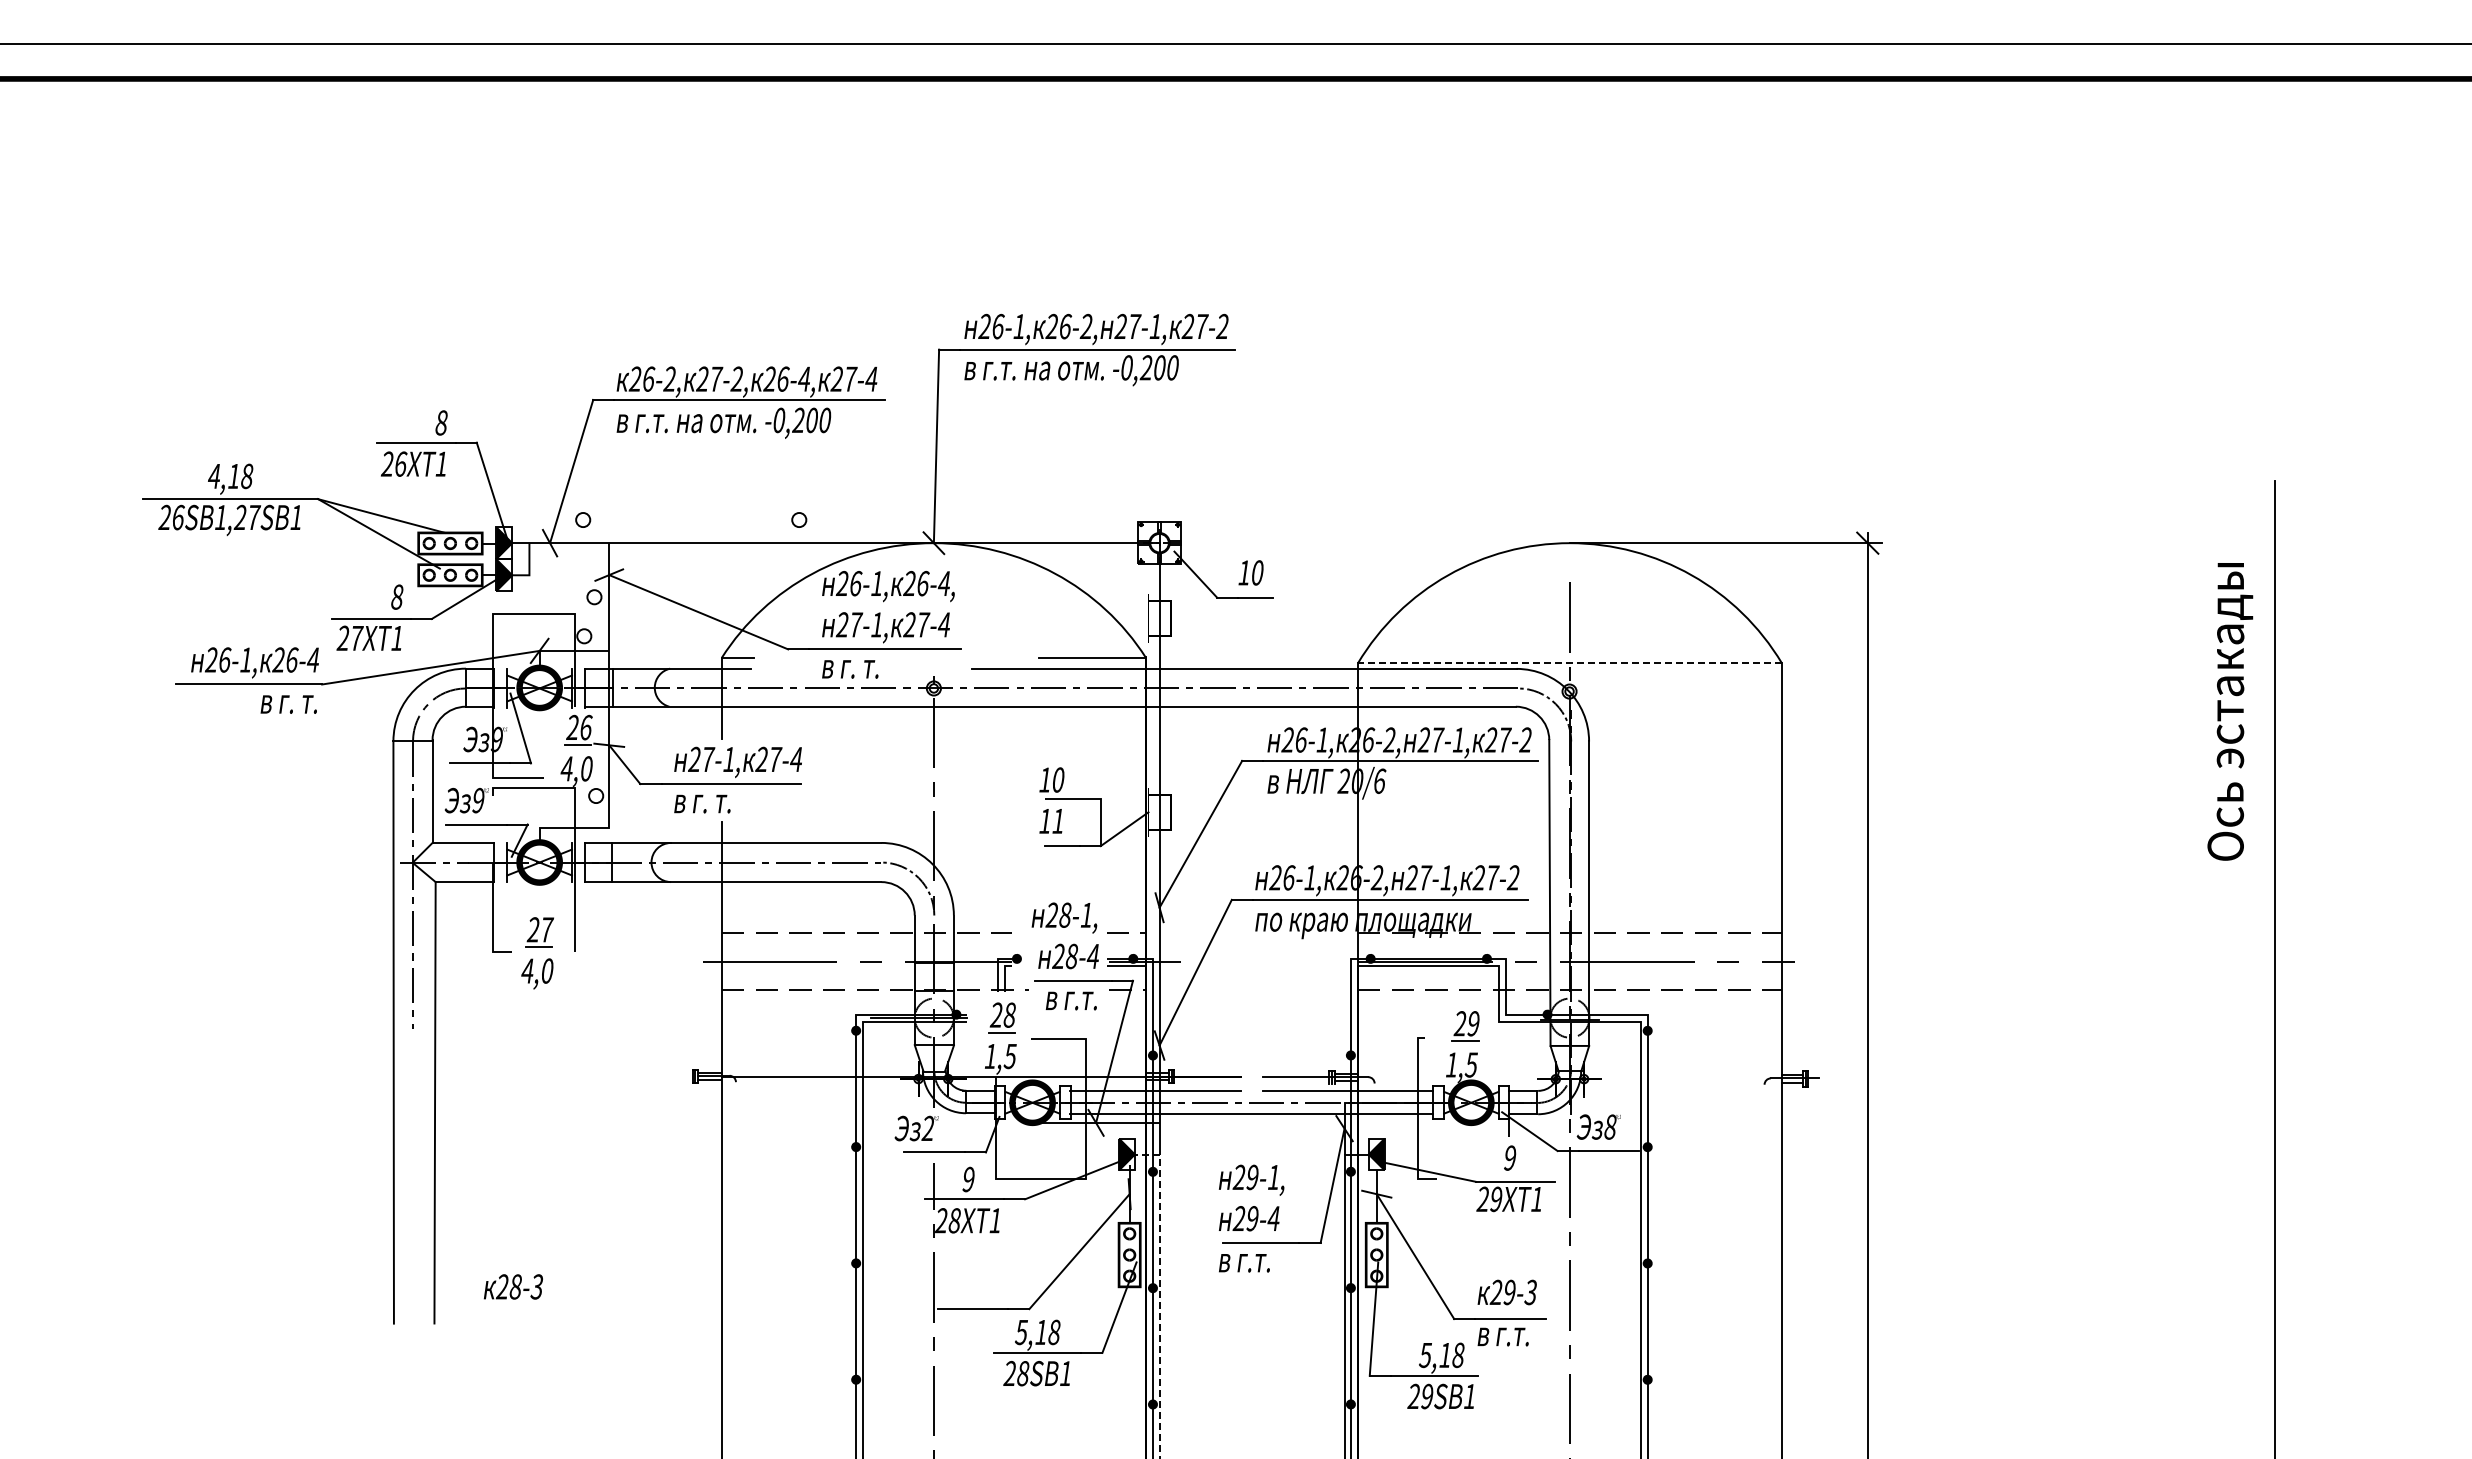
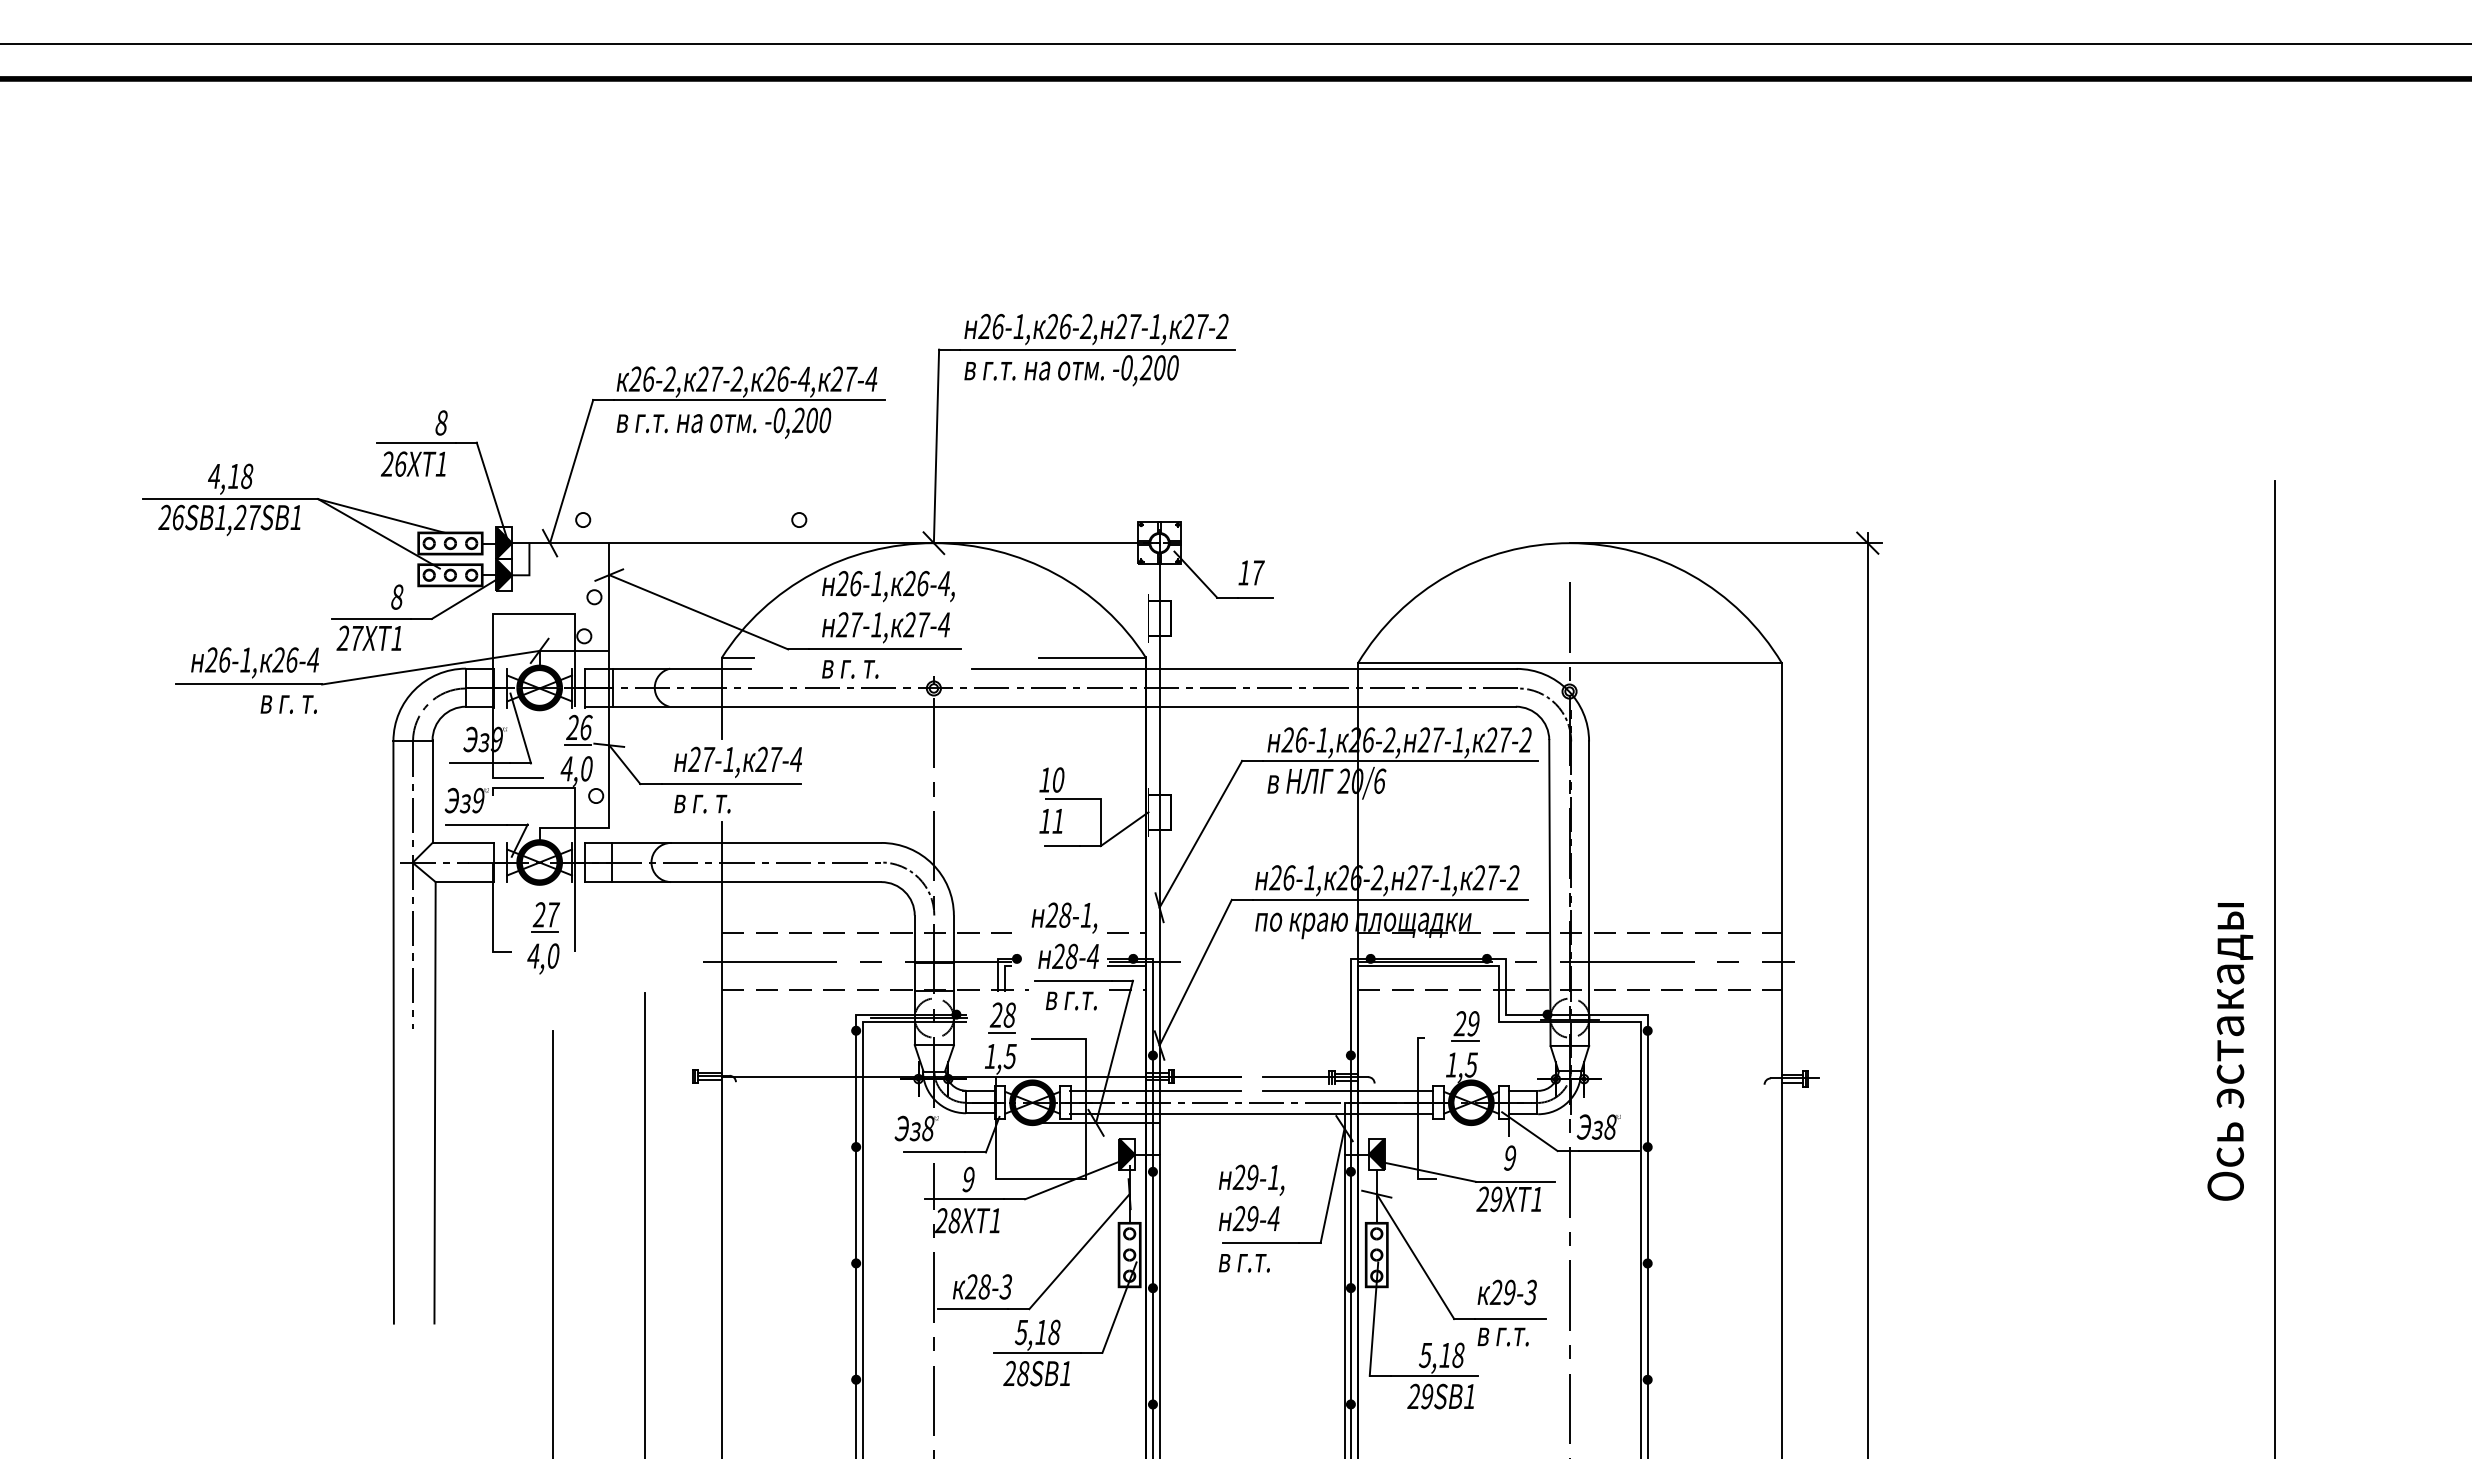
text: 10 -> 17 (1258, 572)
line: dashed -> solid (1569, 663)
text position: (2230, 711) -> (2230, 1051) (2230, 1051)
part position: (537, 953) -> (543, 938) (543, 938)
text: 2 -> 8 (927, 1128)
line: none -> present (644, 1224)
line: none -> present (553, 1242)
text position: (513, 1286) -> (982, 1286) (982, 1286)
line: dashed -> solid (1159, 1293)
